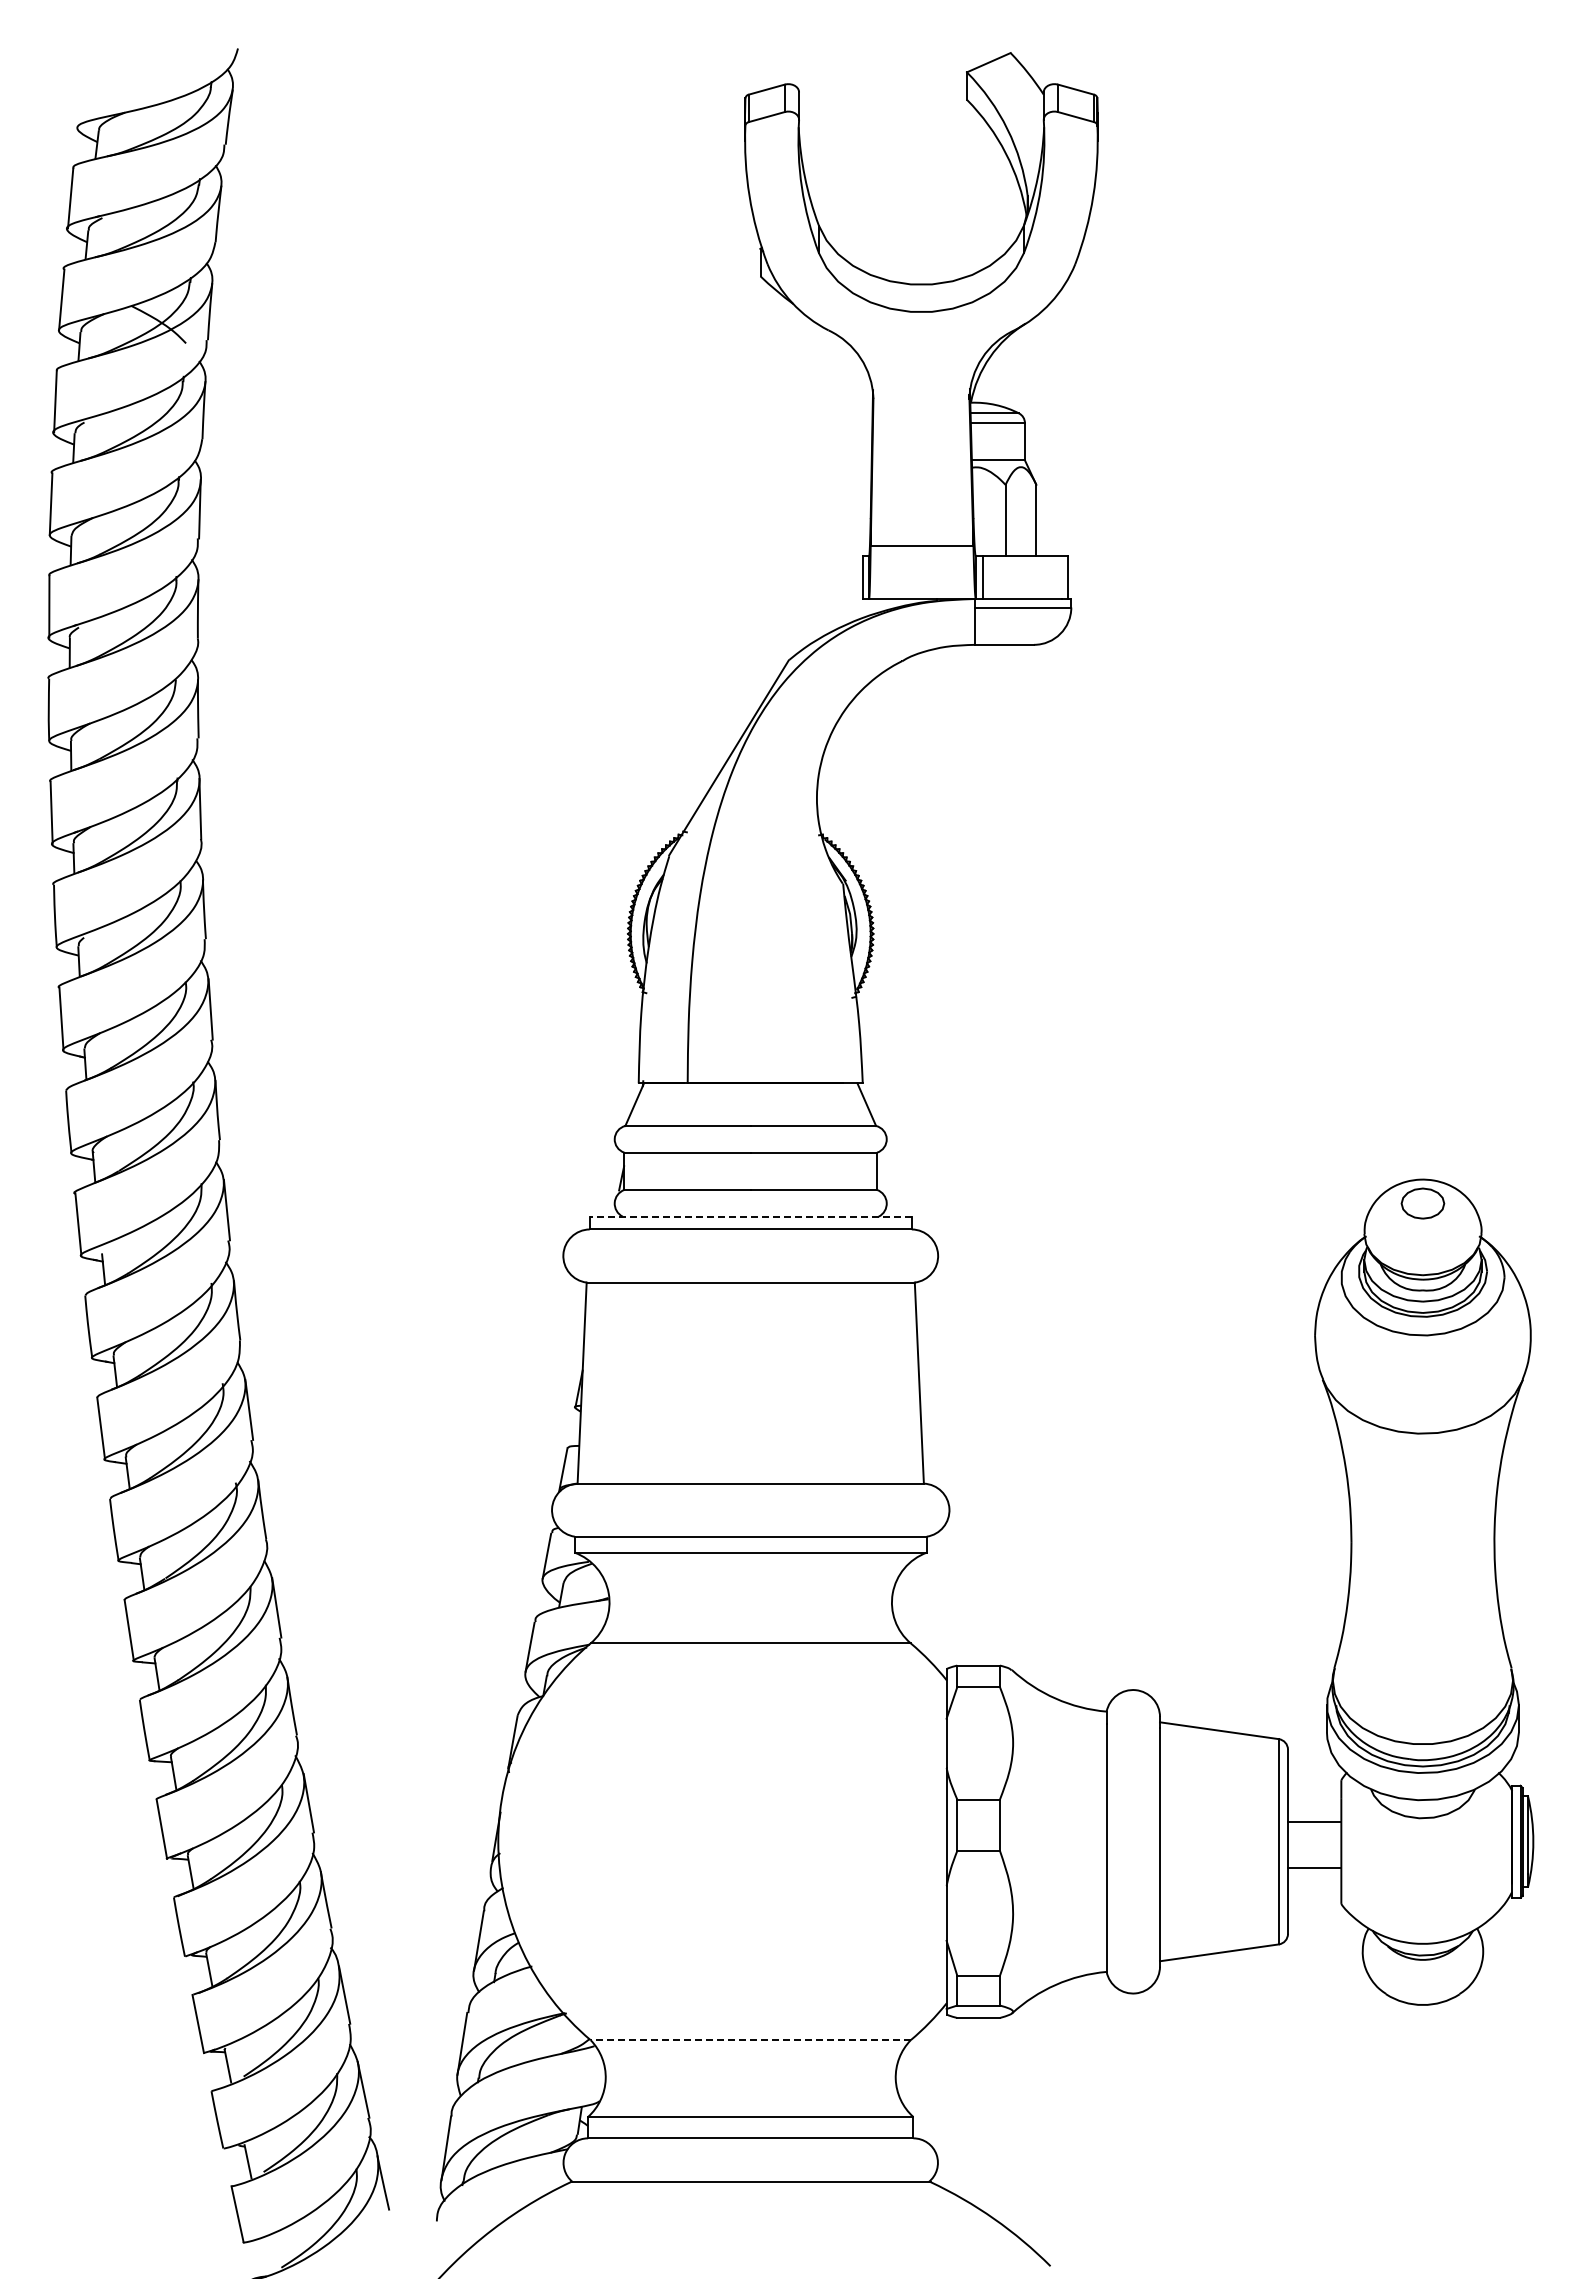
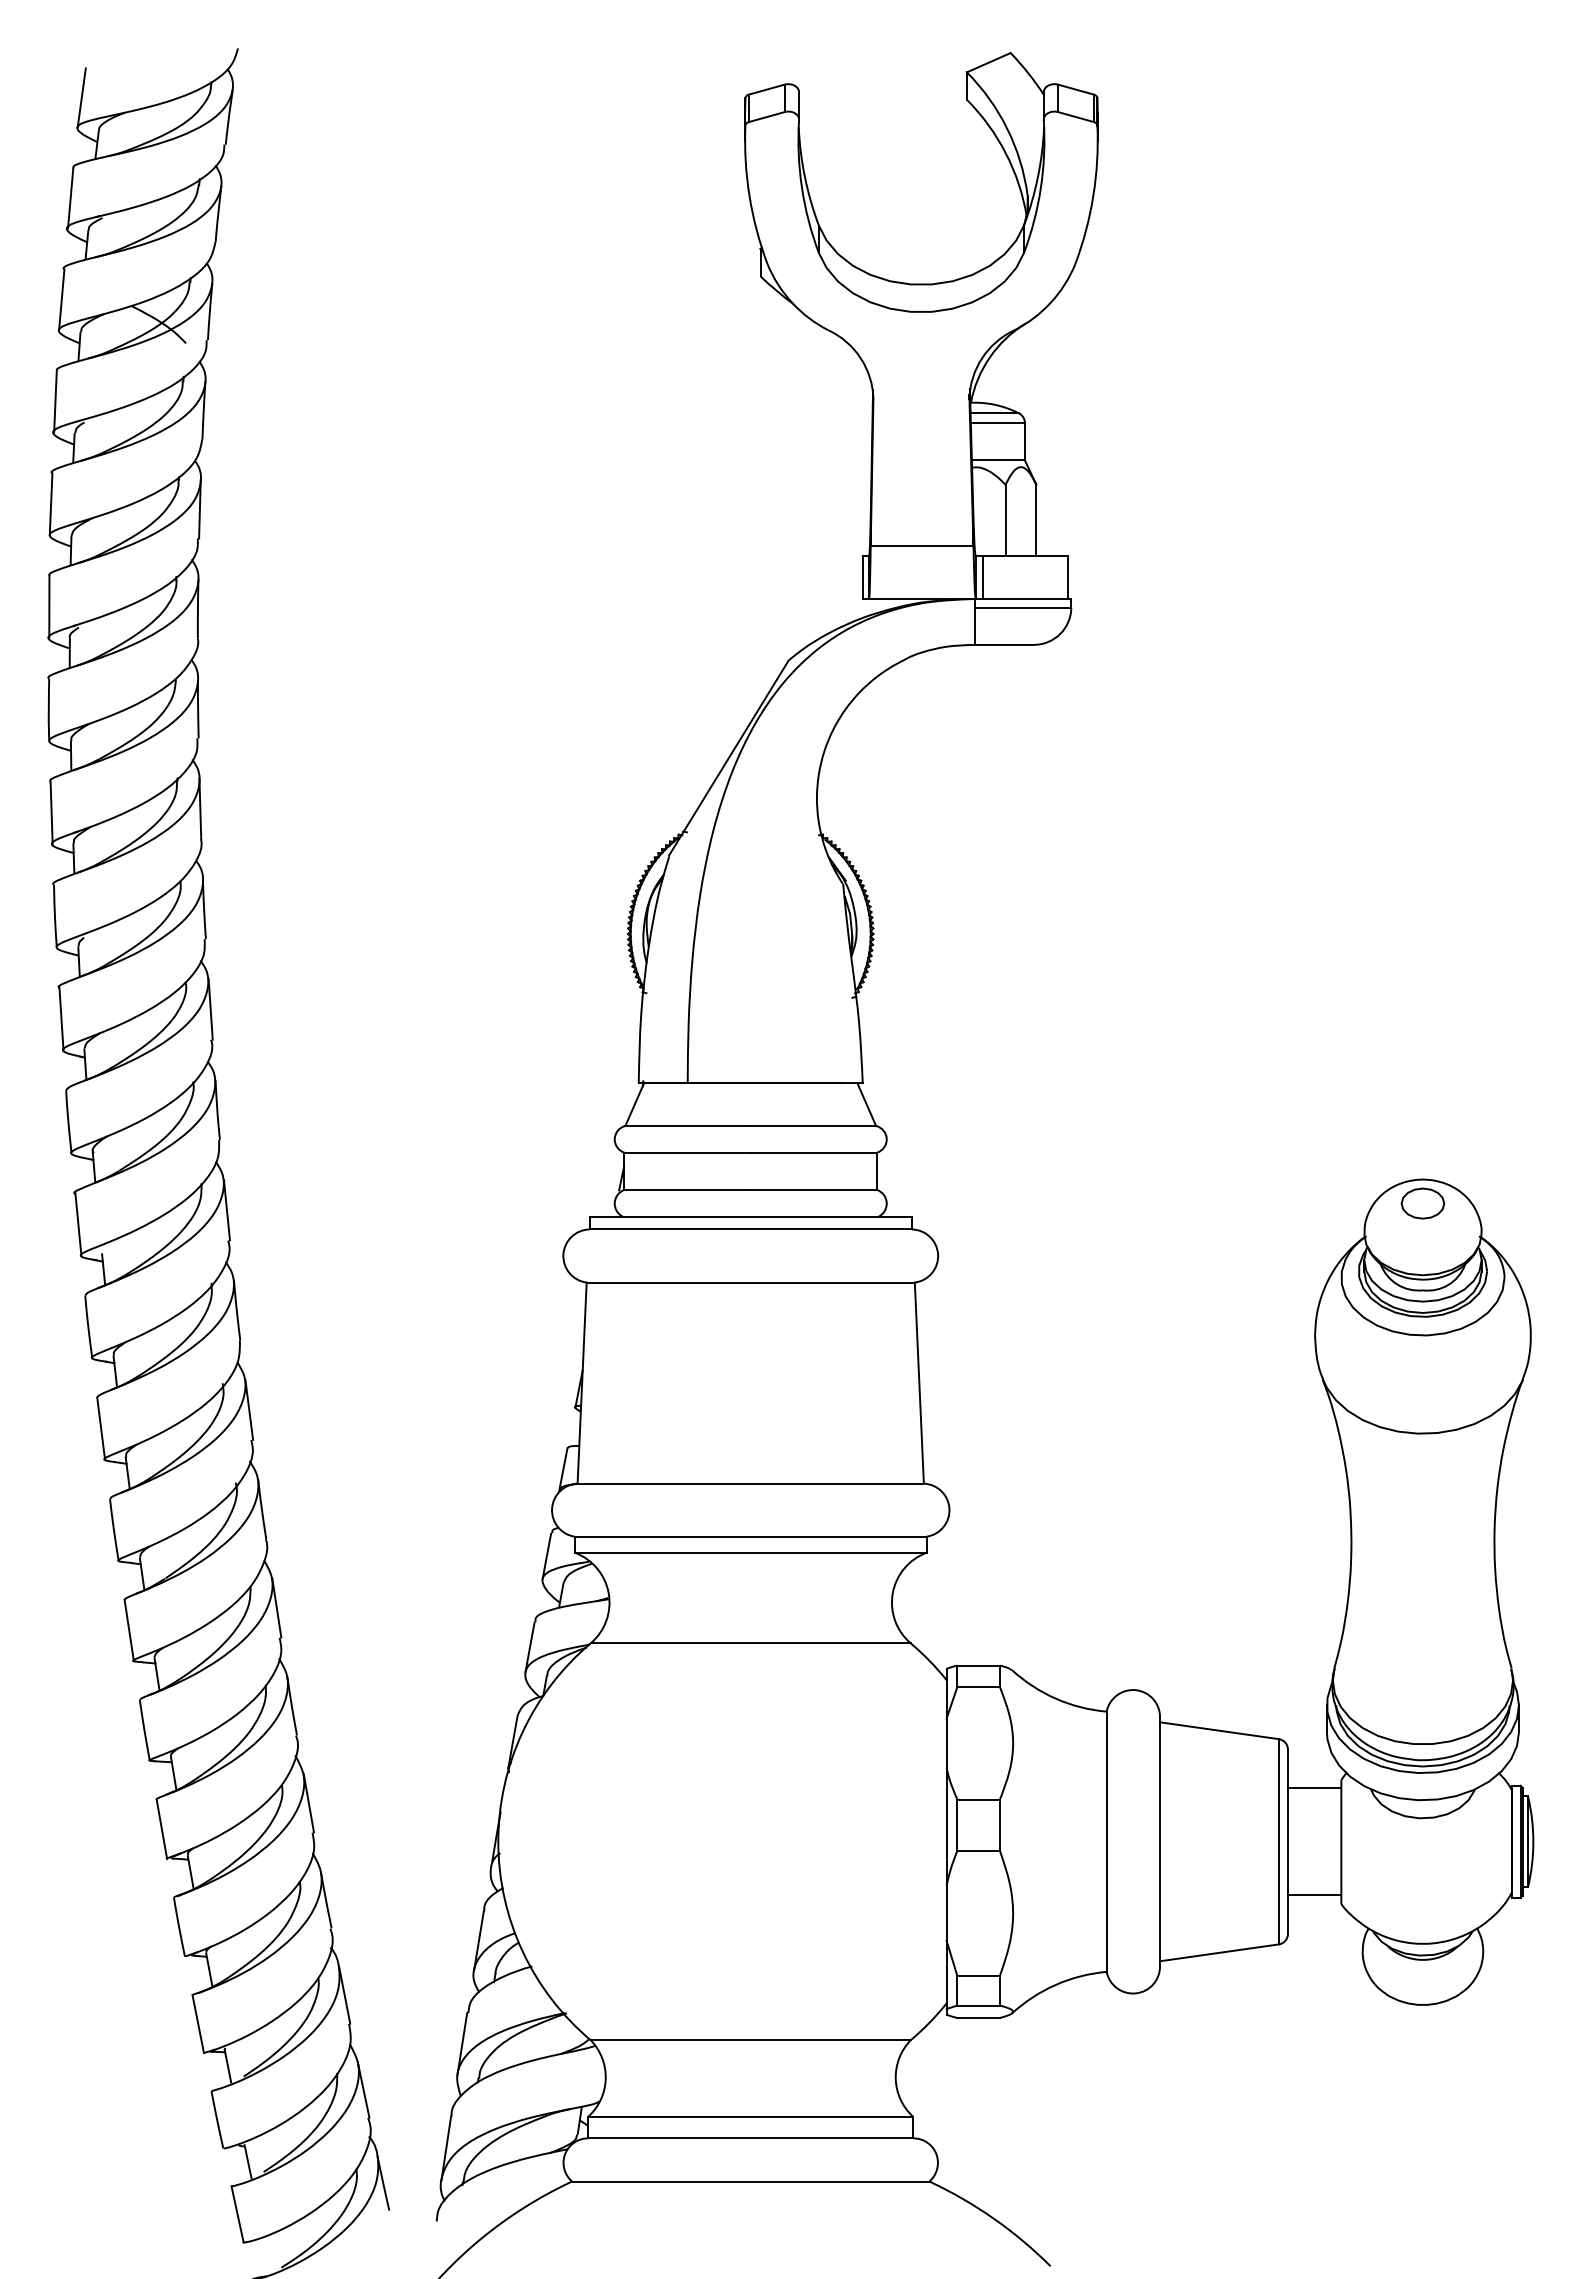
line: none -> present (81, 97)
line: dashed -> solid (750, 1216)
line position: (1314, 1822) -> (1314, 1788) (1314, 1788)
line position: (1314, 1868) -> (1314, 1895) (1314, 1895)
line: dashed -> solid (750, 2040)
